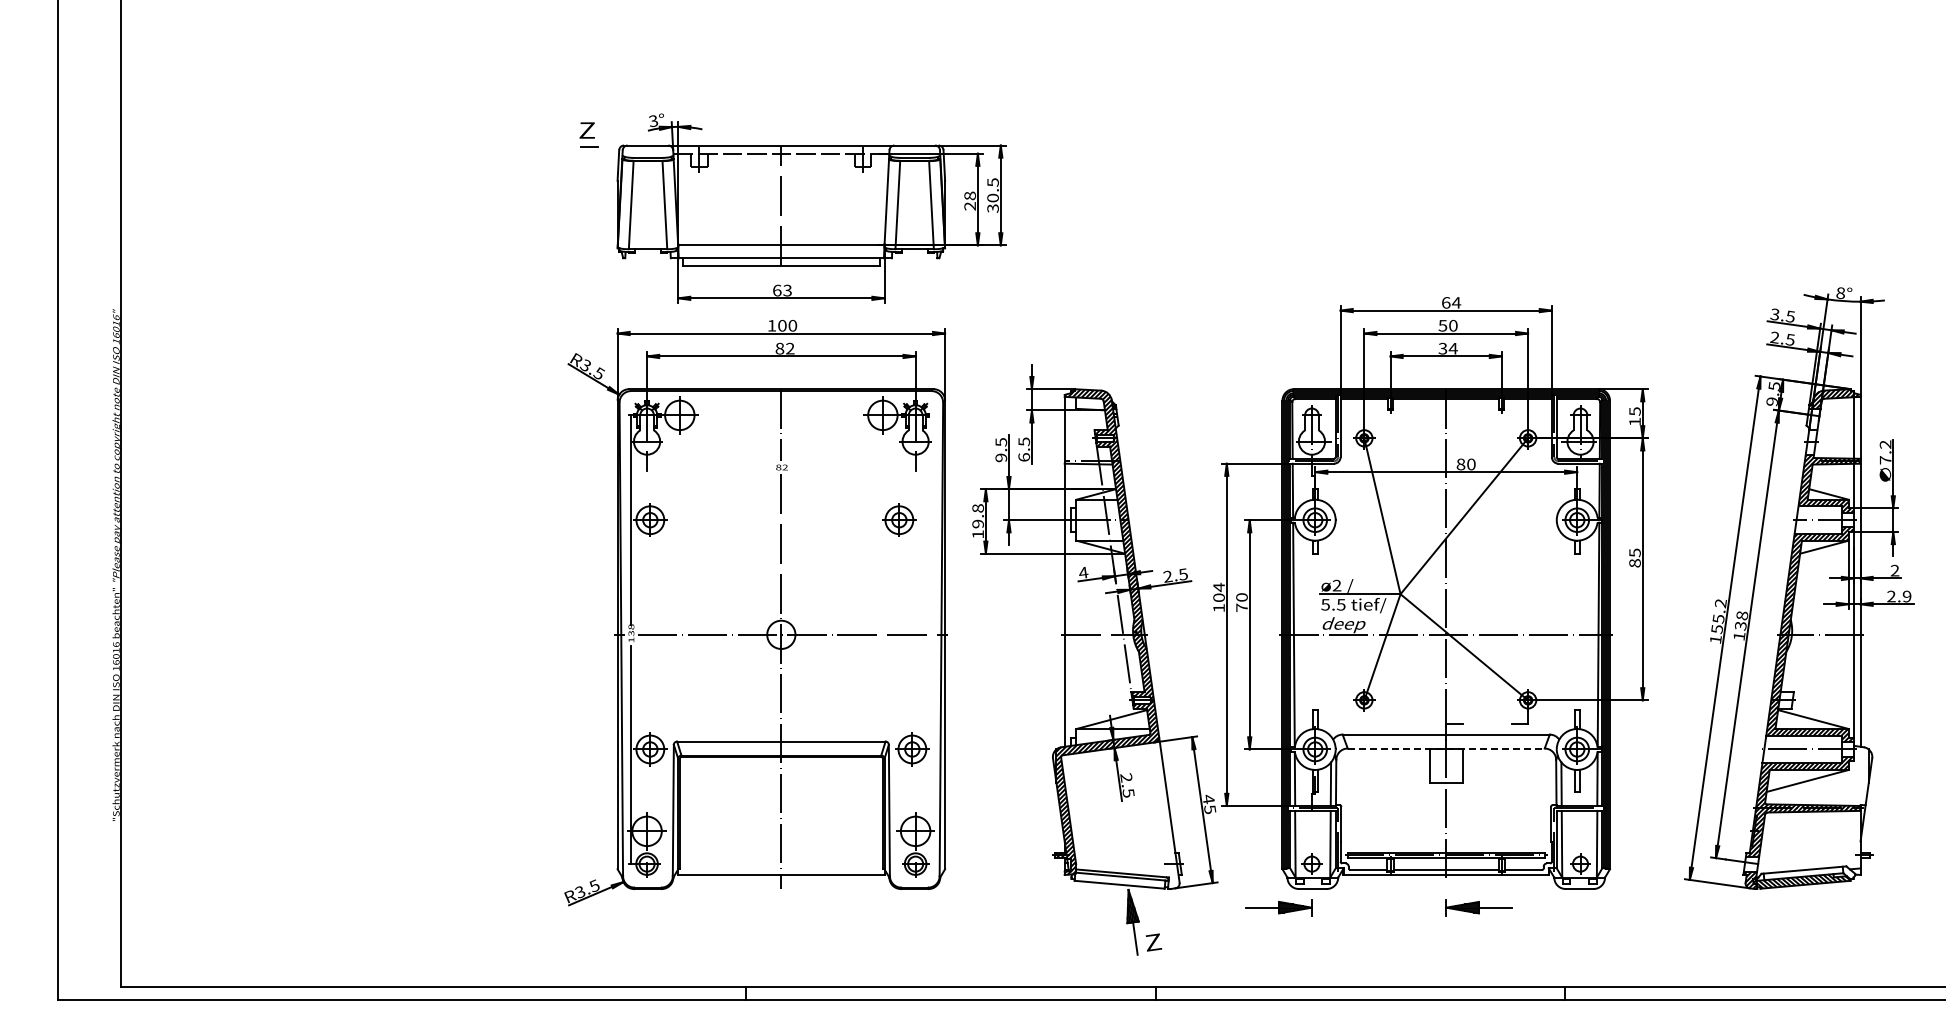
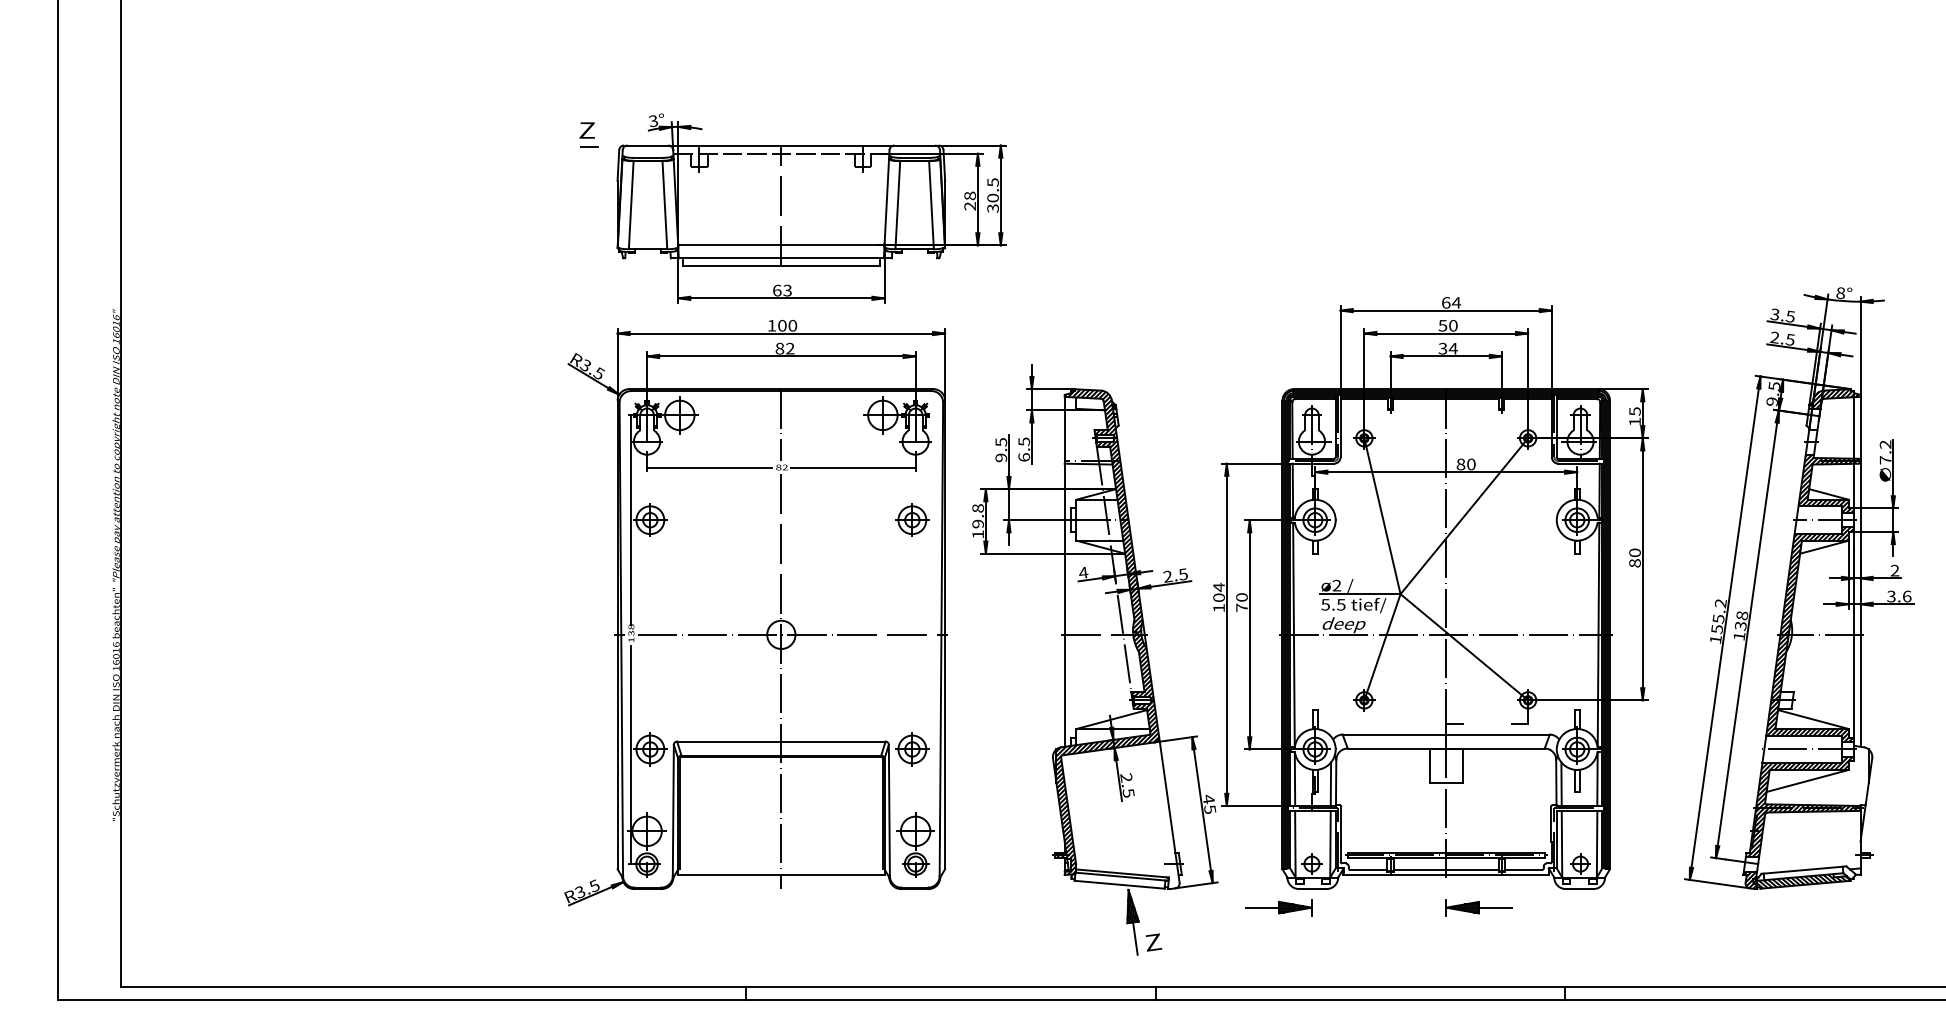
line: none -> present (709, 467)
line: none -> present (853, 467)
part position: (899, 519) -> (912, 519) (912, 519)
text: 85 -> 80 (1634, 552)
text: 2.9 -> 3.6 (1899, 596)
line: dashed -> solid (1446, 748)
